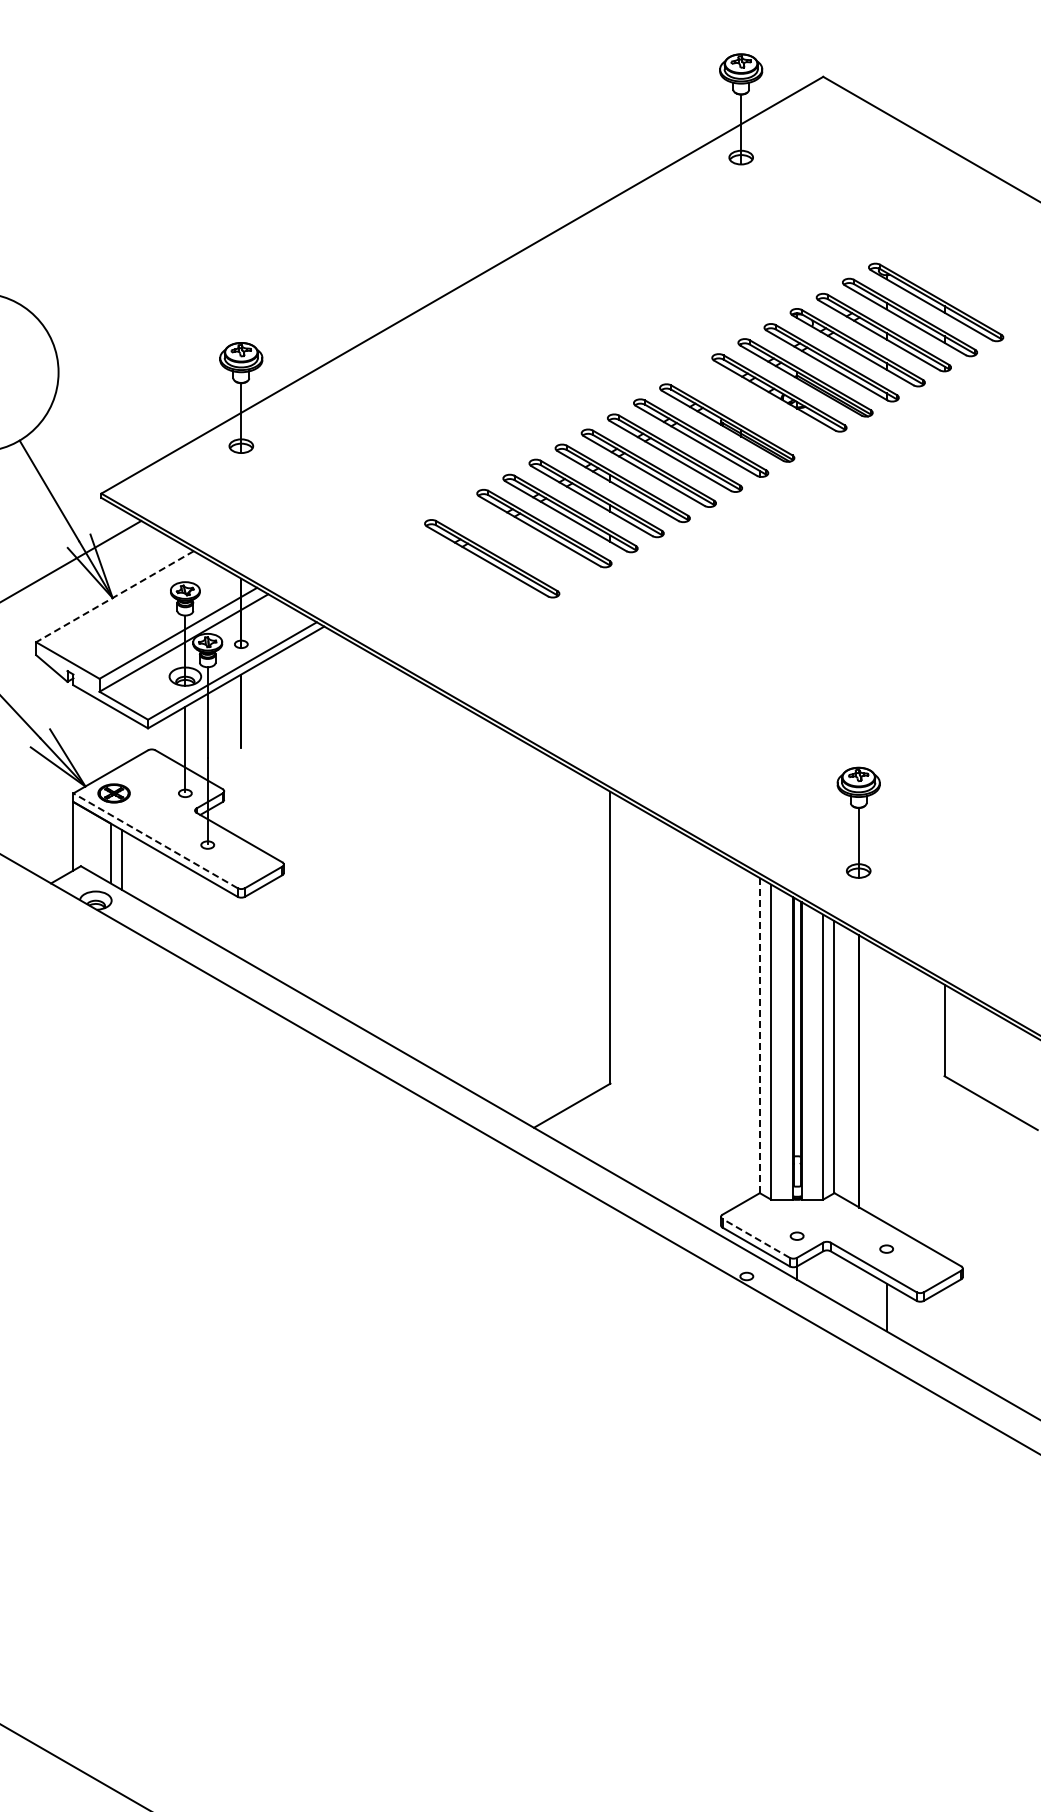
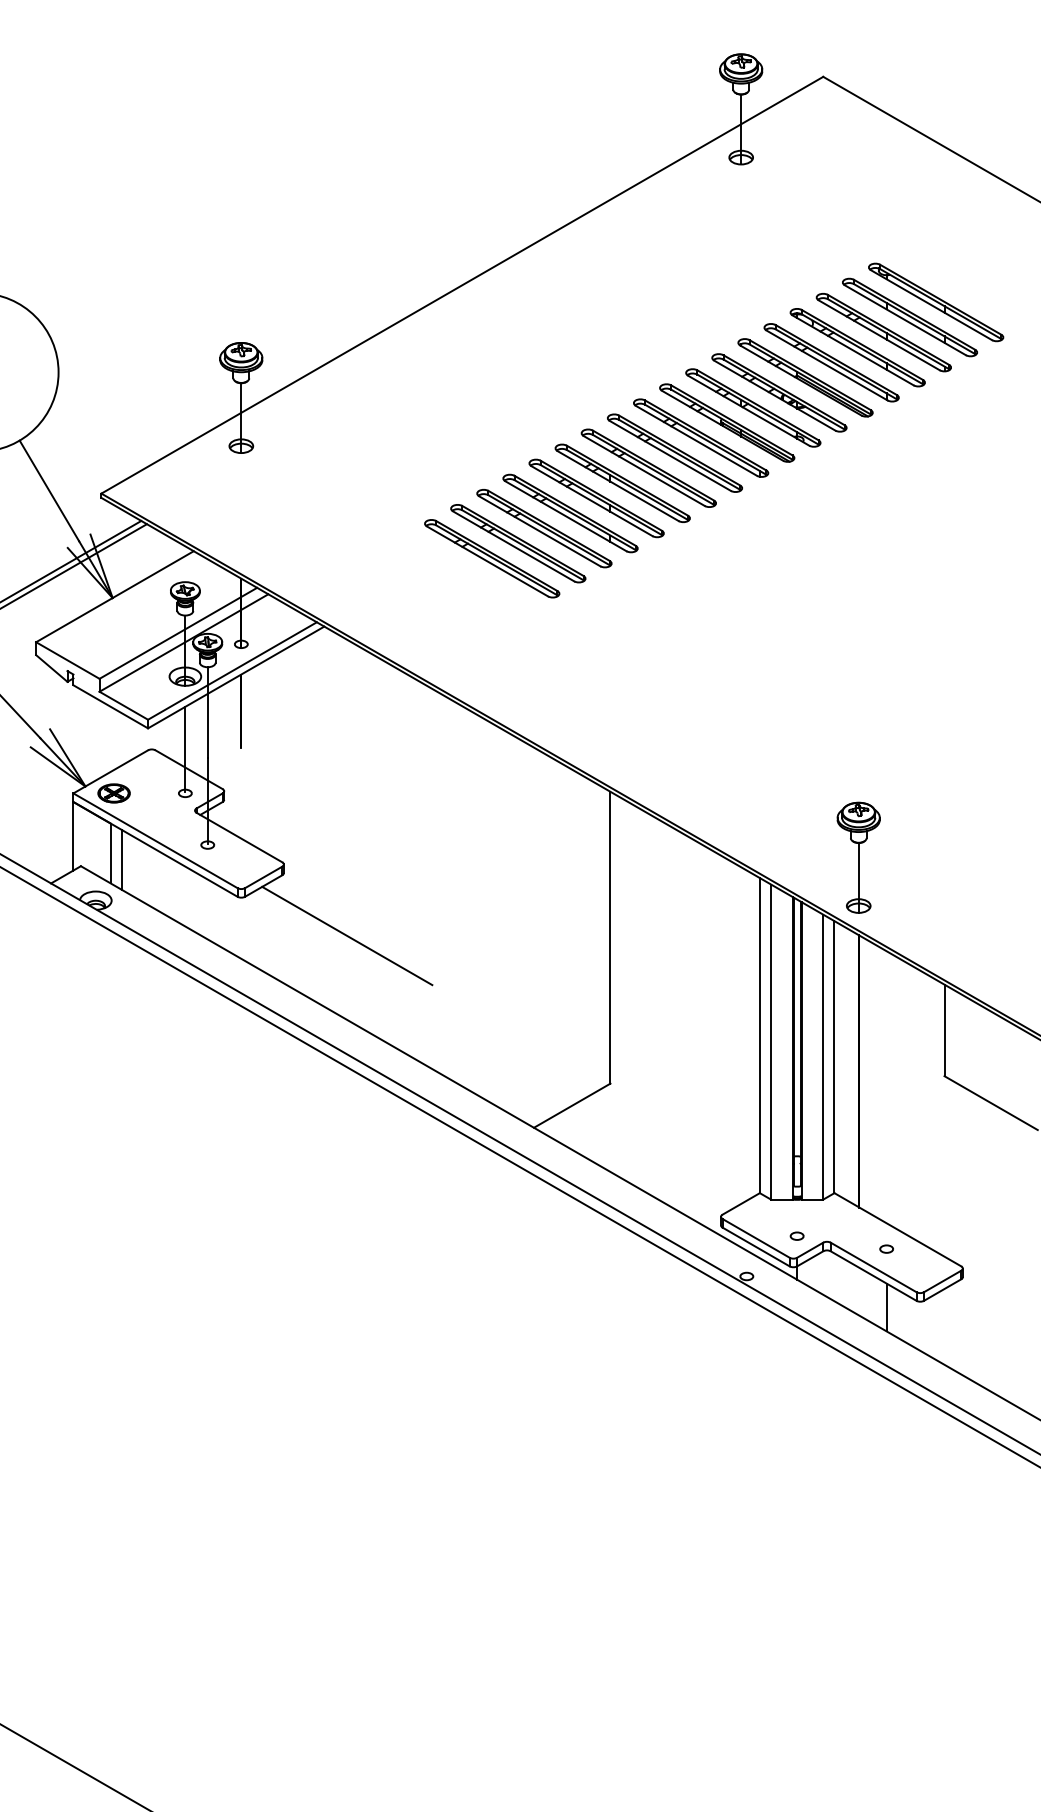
part: none -> present (753, 407)
part: none -> present (518, 543)
line: none -> present (74, 565)
line: dashed -> solid (114, 596)
part position: (858, 822) -> (858, 857) (858, 857)
line: dashed -> solid (155, 840)
line: none -> present (347, 935)
line: dashed -> solid (759, 1035)
line: none -> present (519, 1166)
line: dashed -> solid (756, 1238)
